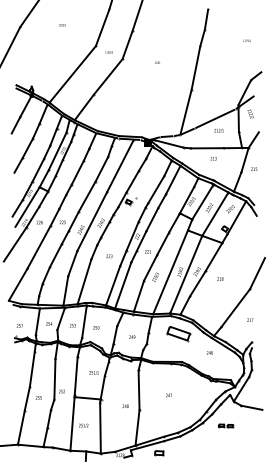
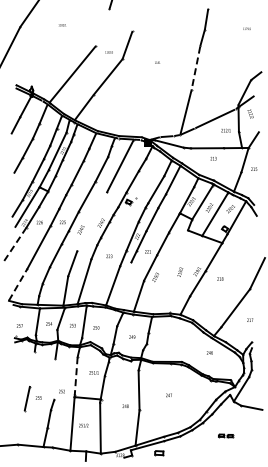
line: present -> none (137, 16)
line: present -> none (102, 27)
text position: (246, 40) -> (246, 28) (246, 28)
line: solid -> dashed (196, 67)
text position: (218, 130) -> (225, 130) (225, 130)
line: present -> none (91, 221)
line: solid -> dashed (14, 244)
line: present -> none (170, 272)
line: present -> none (186, 274)
line: solid -> dashed (18, 284)
line: present -> none (123, 285)
part: present -> none (178, 334)
line: present -> none (31, 368)
line: solid -> dashed (76, 376)
line: present -> none (54, 378)
part position: (226, 425) -> (226, 435) (226, 435)
line: present -> none (20, 427)
